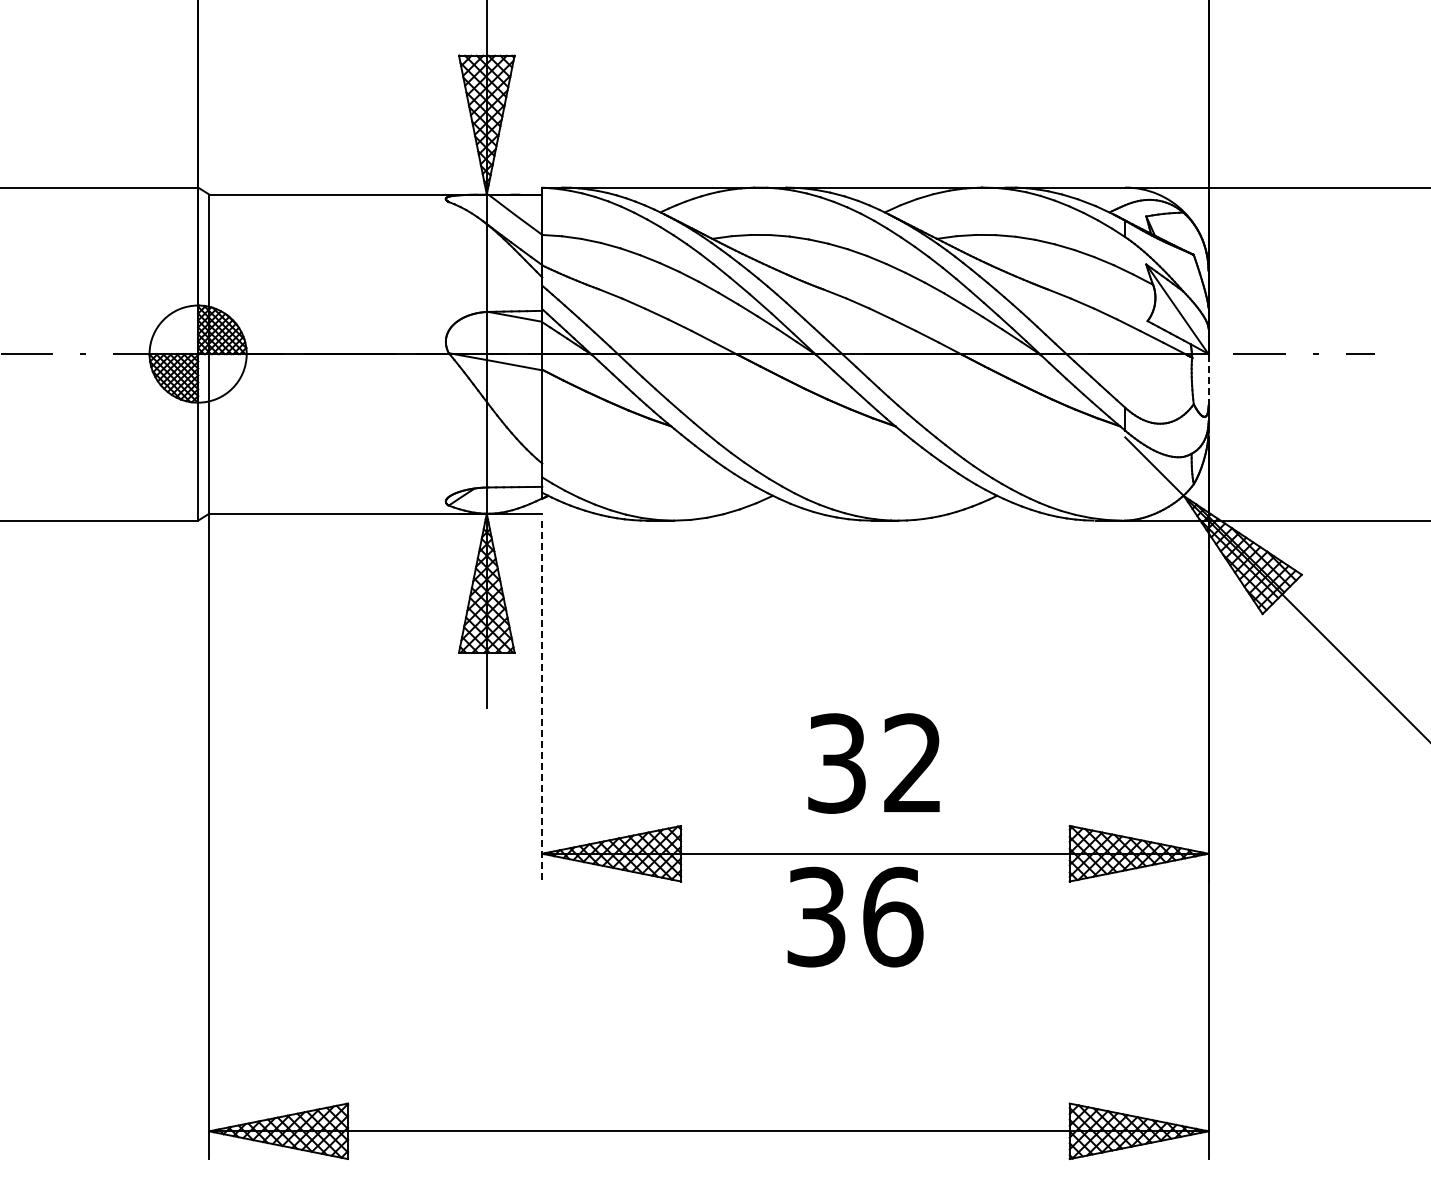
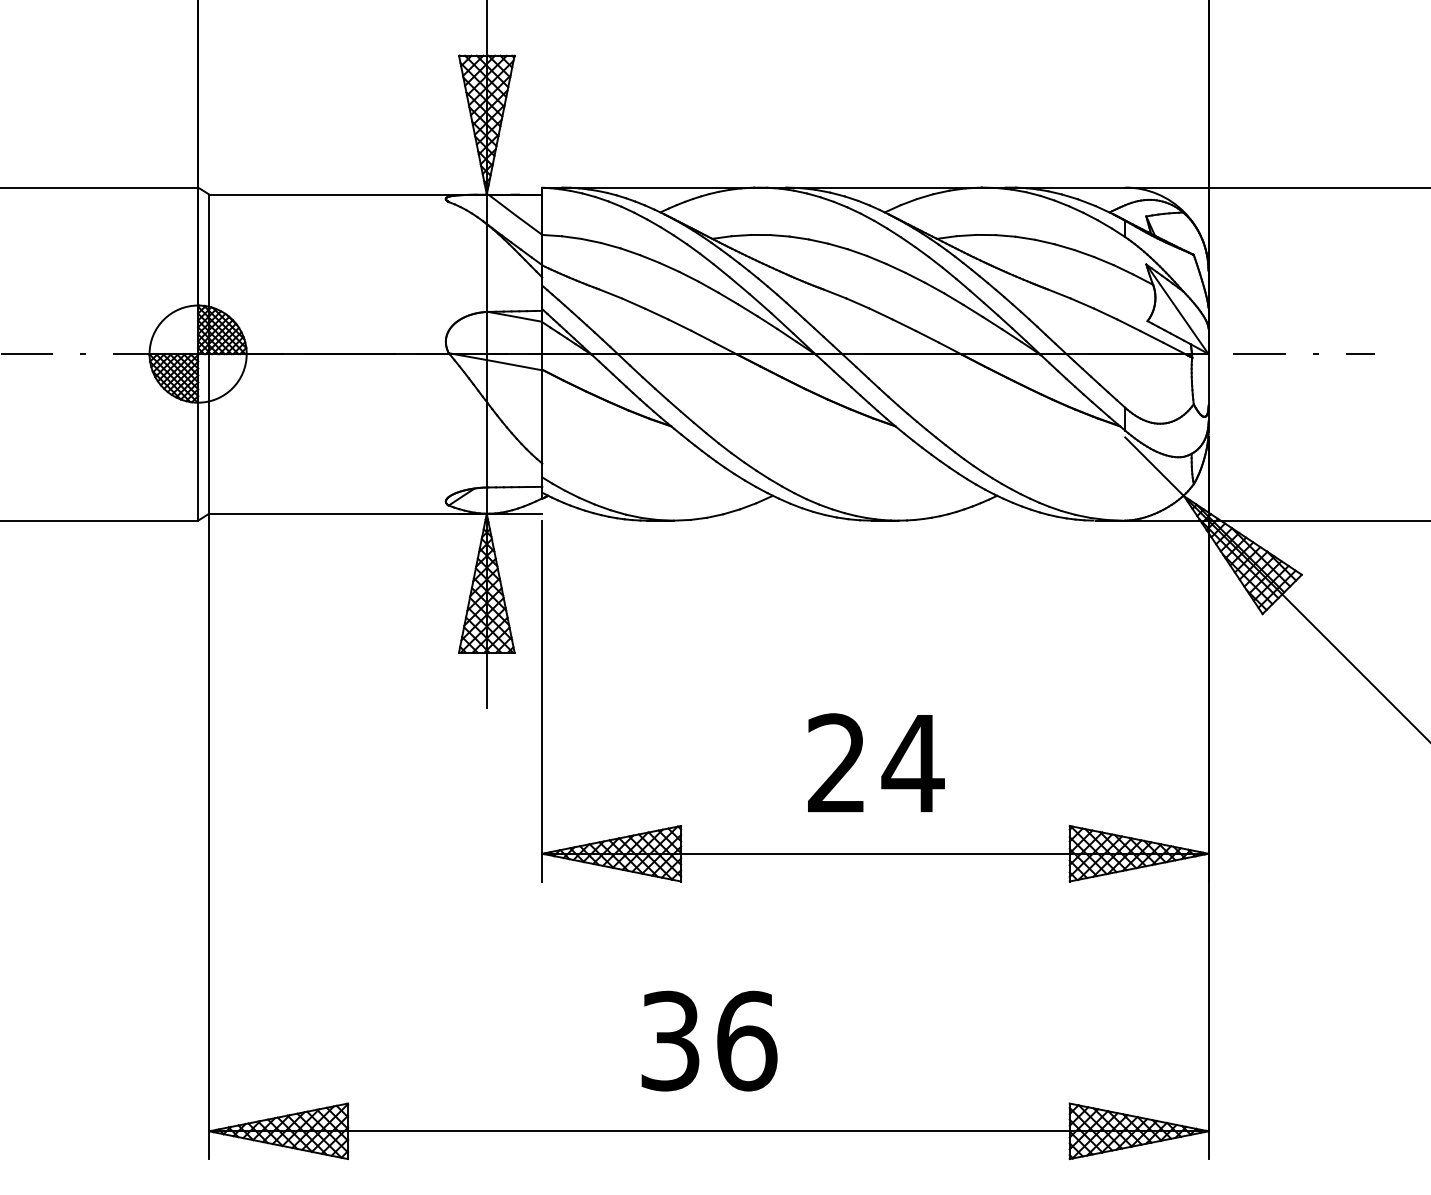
line: dashed -> solid (1208, 379)
line: dashed -> solid (542, 701)
text: 32 -> 24 (876, 763)
text position: (855, 916) -> (709, 1040) (709, 1040)
